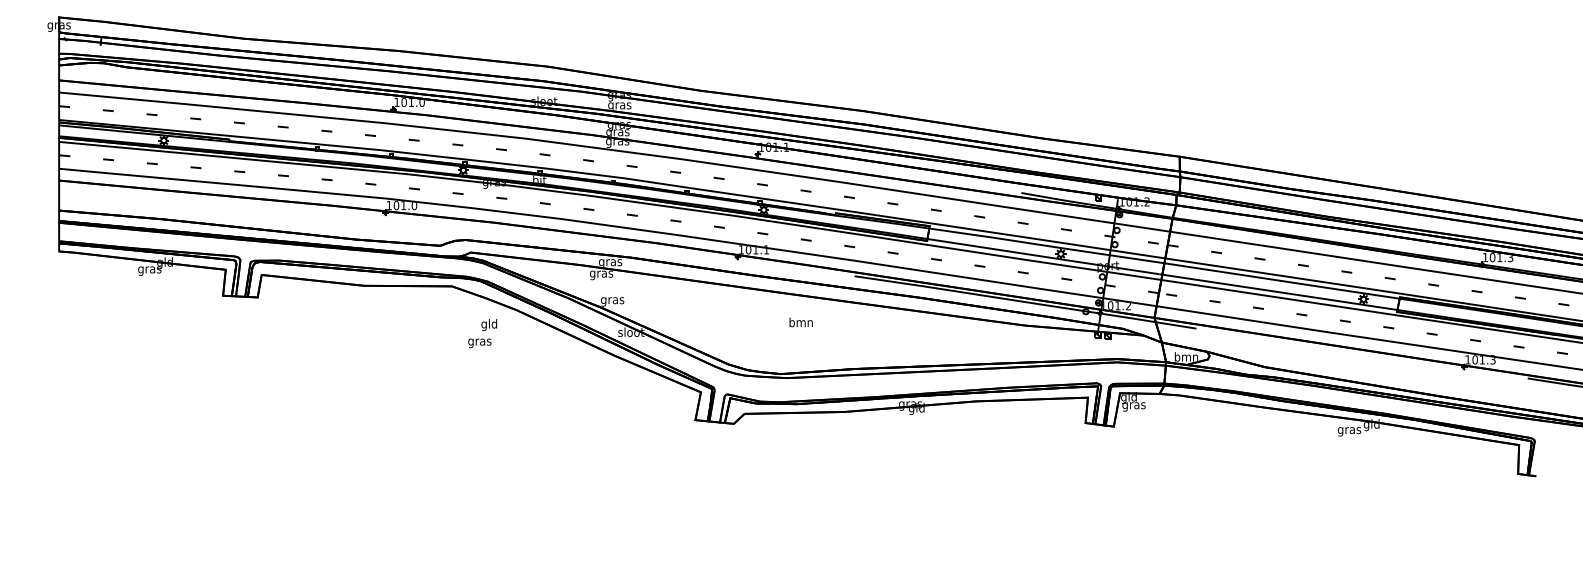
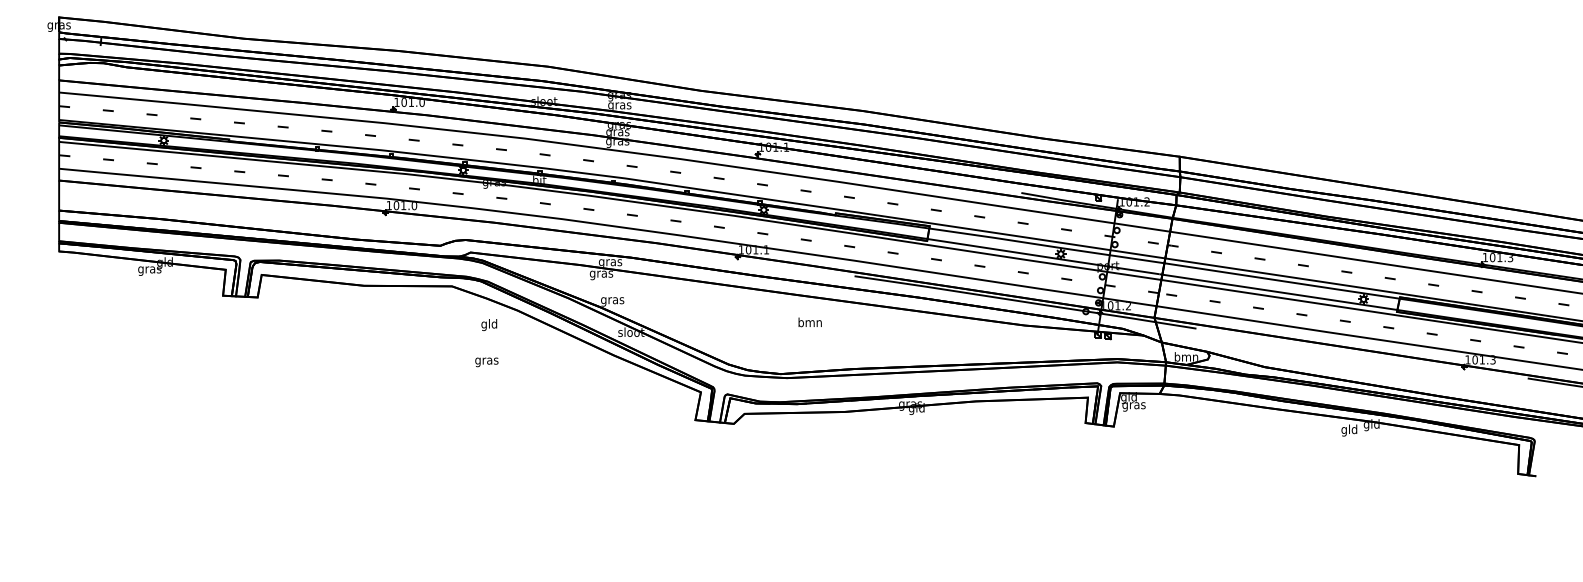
text position: (800, 322) -> (809, 322) (809, 322)
text position: (479, 343) -> (486, 362) (486, 362)
text: gras -> gld (1349, 430)
